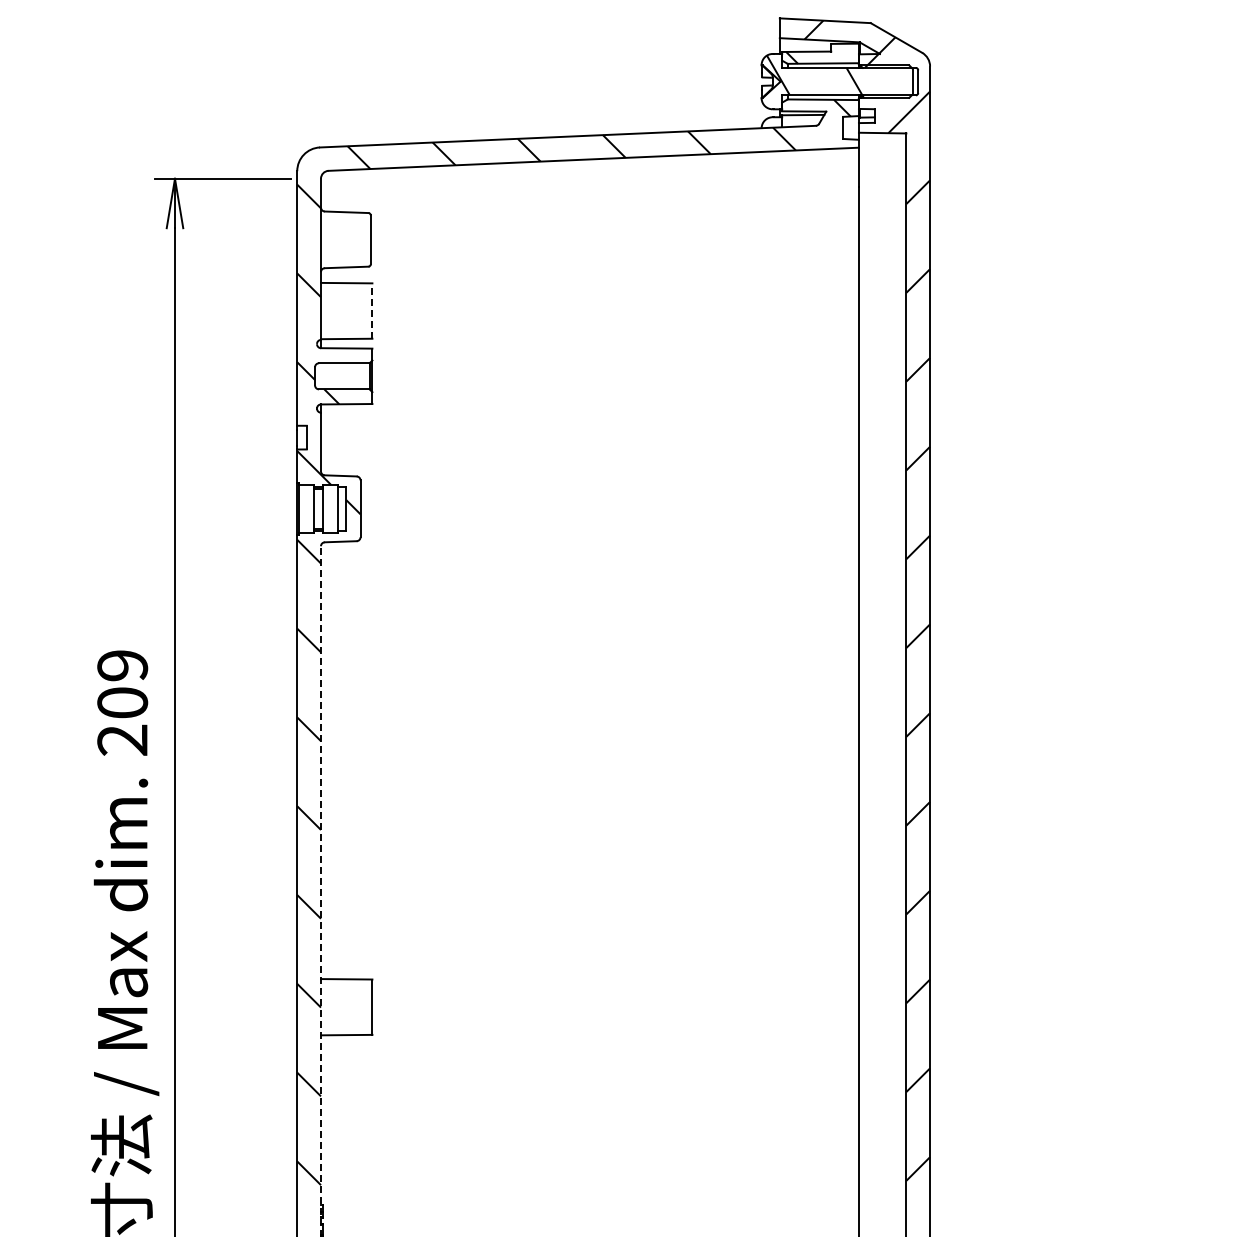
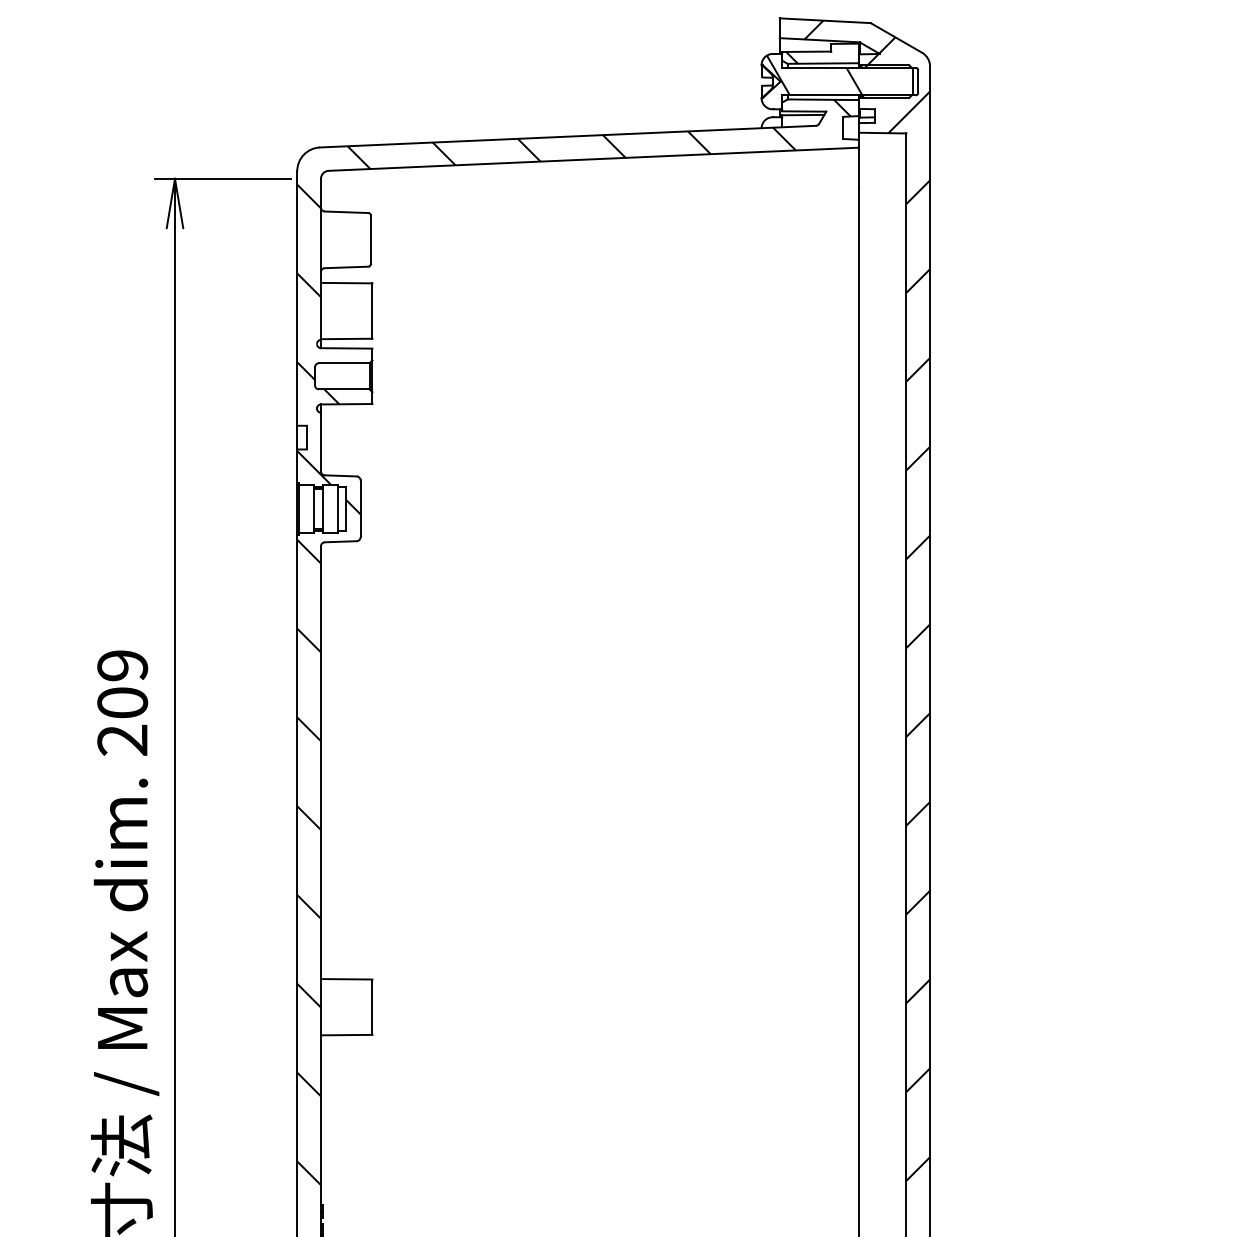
line: dashed -> solid (372, 311)
line: dashed -> solid (320, 891)
